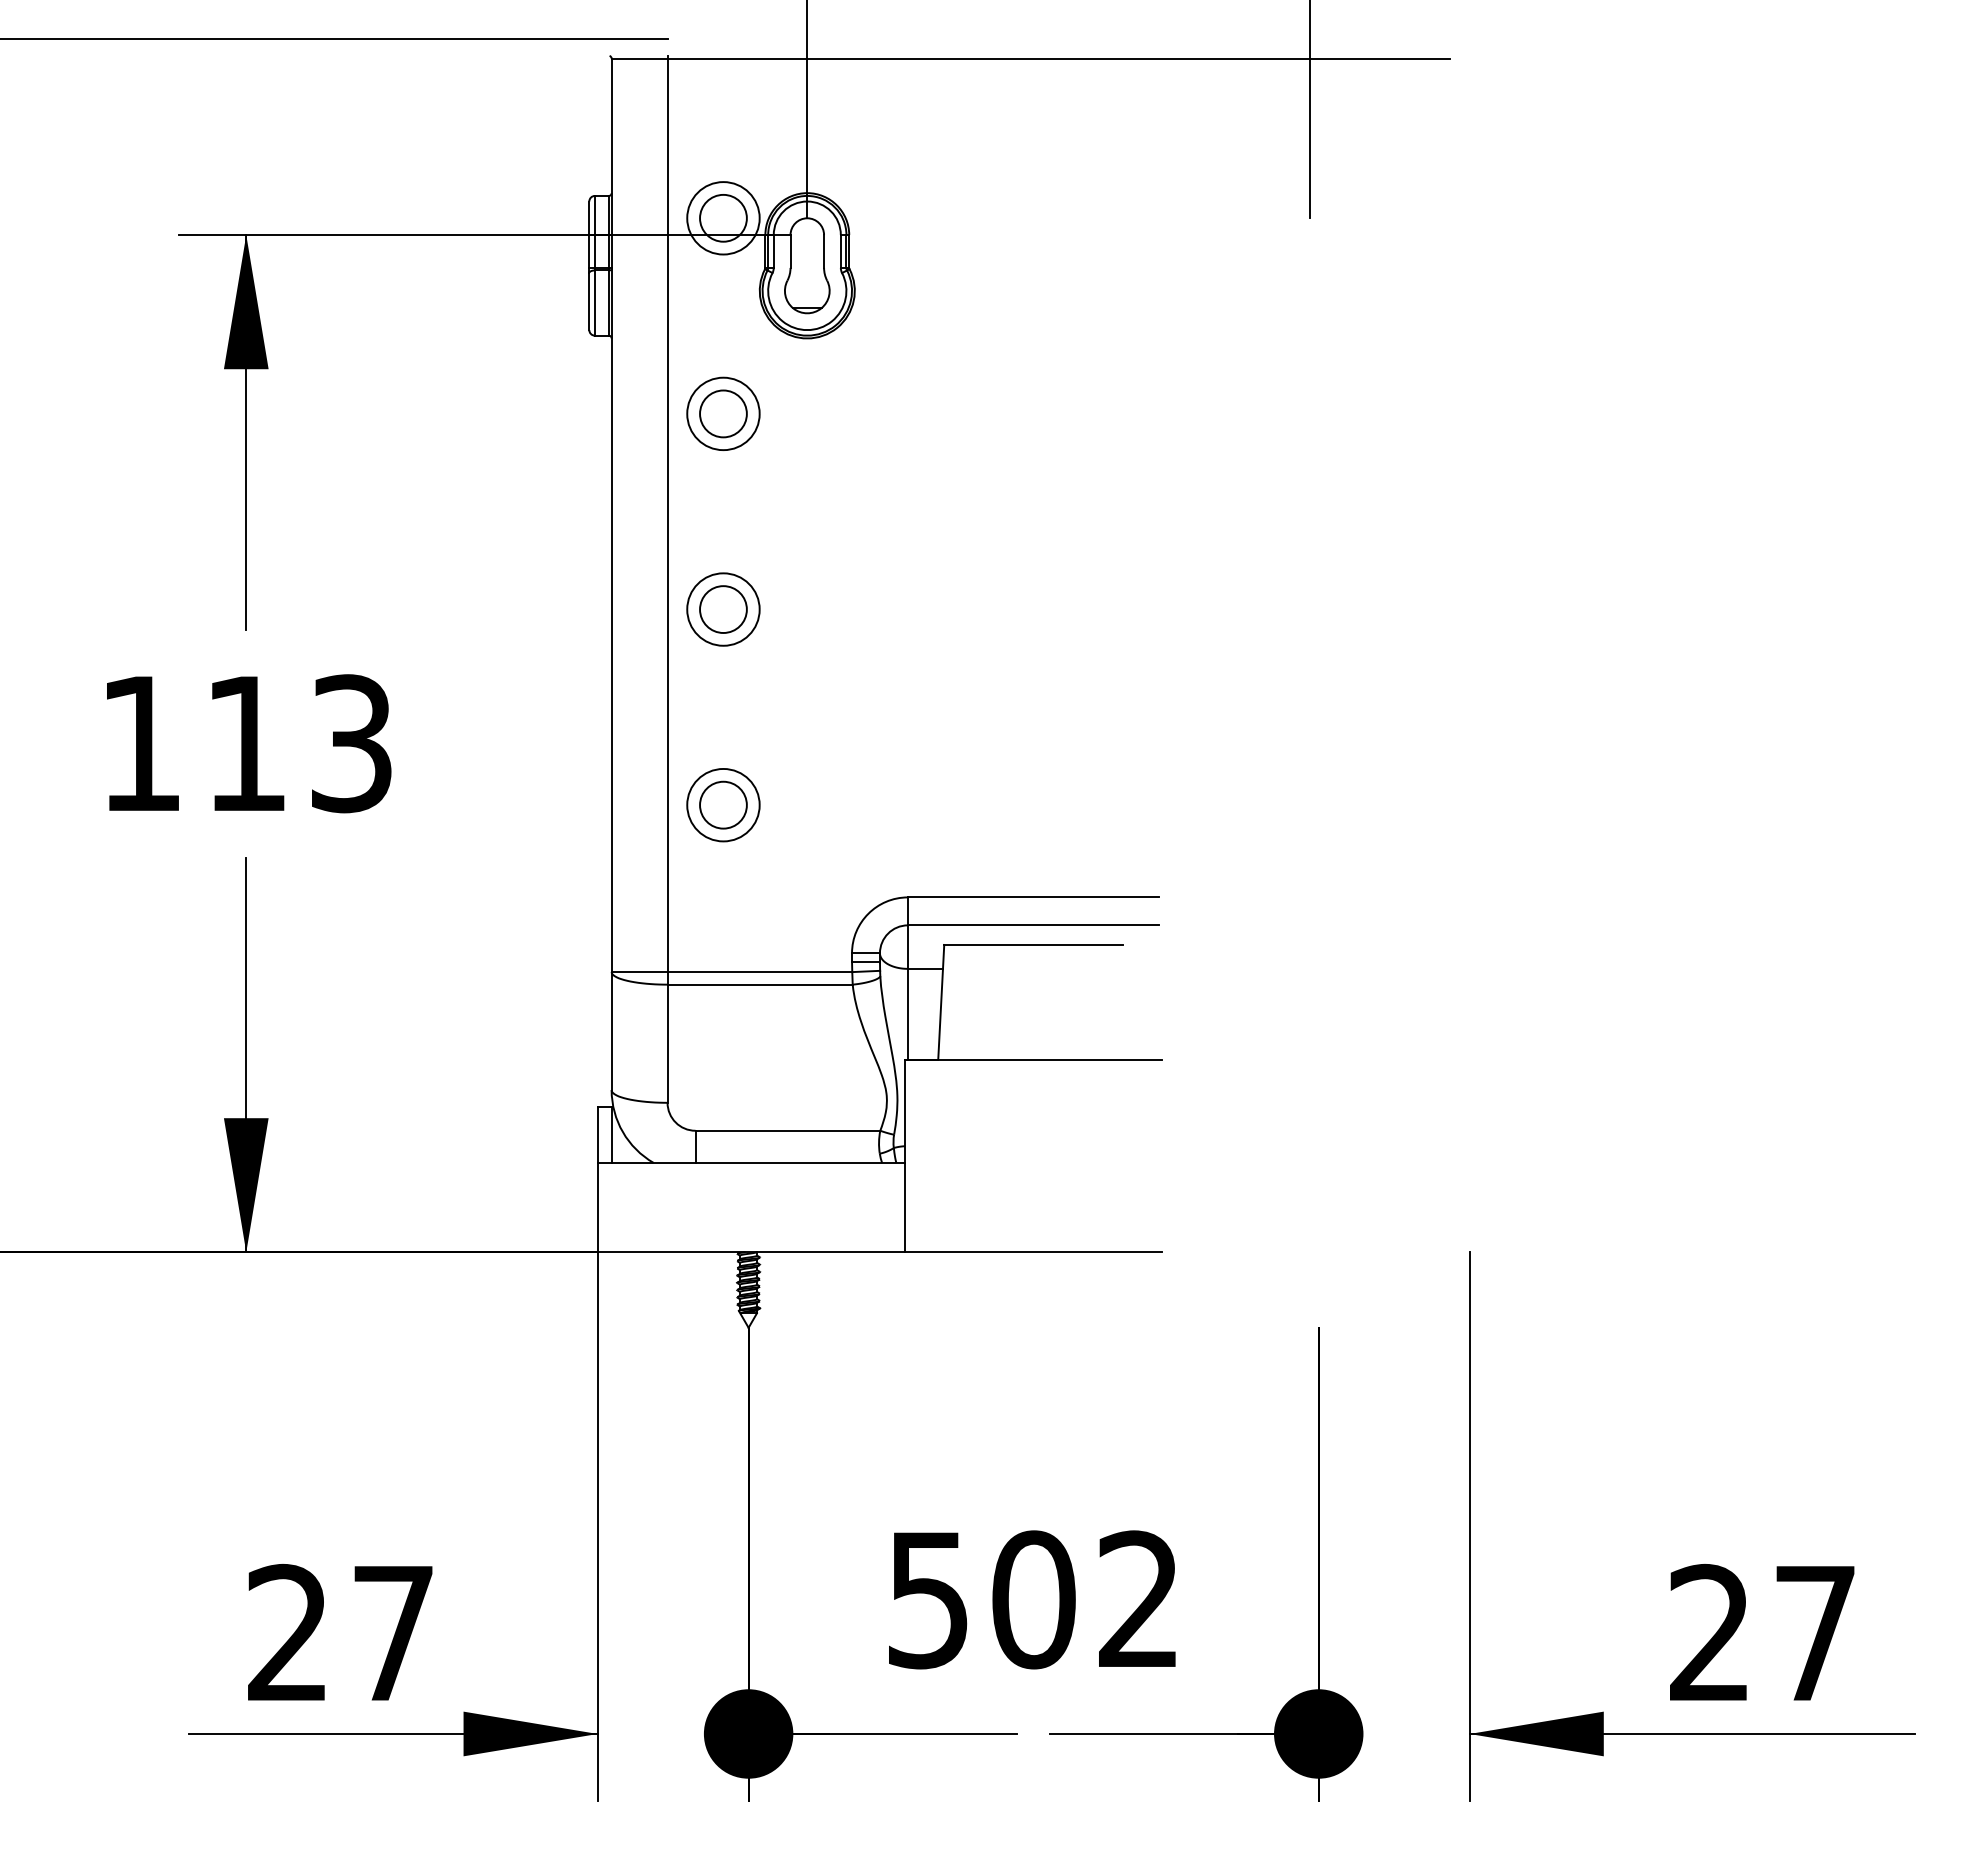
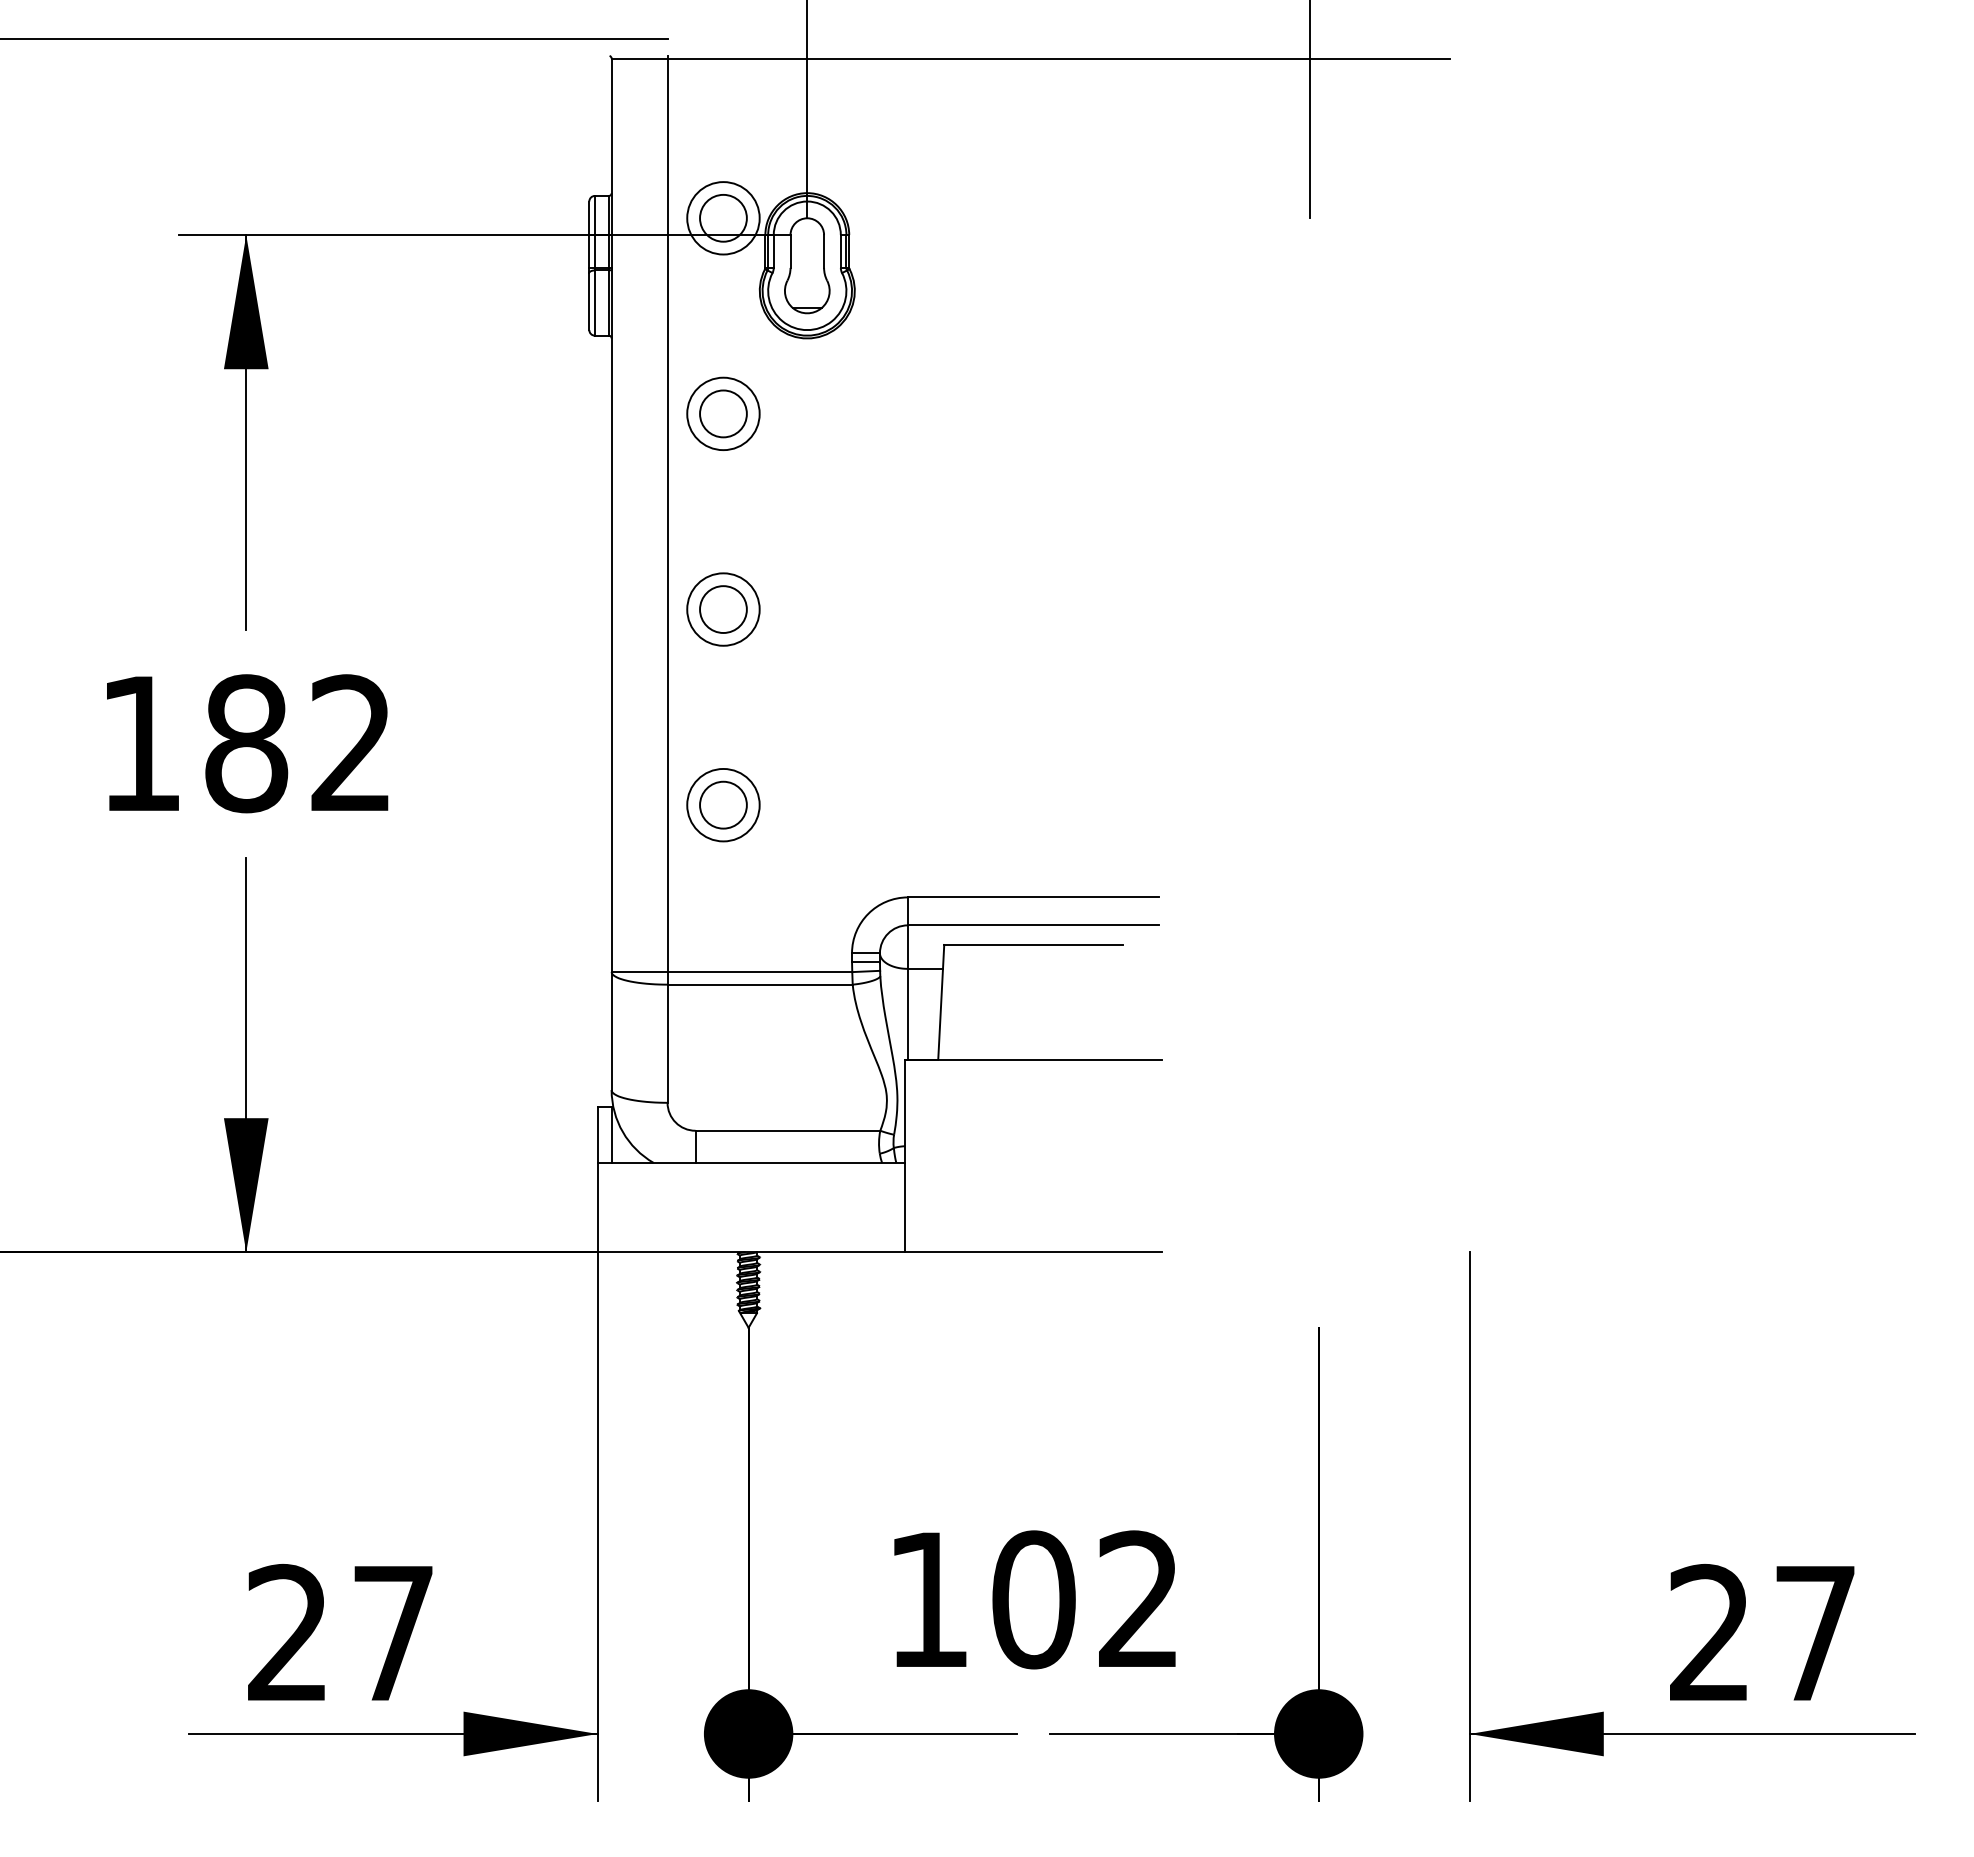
text: 113 -> 182 (298, 743)
text: 502 -> 102 (928, 1600)
